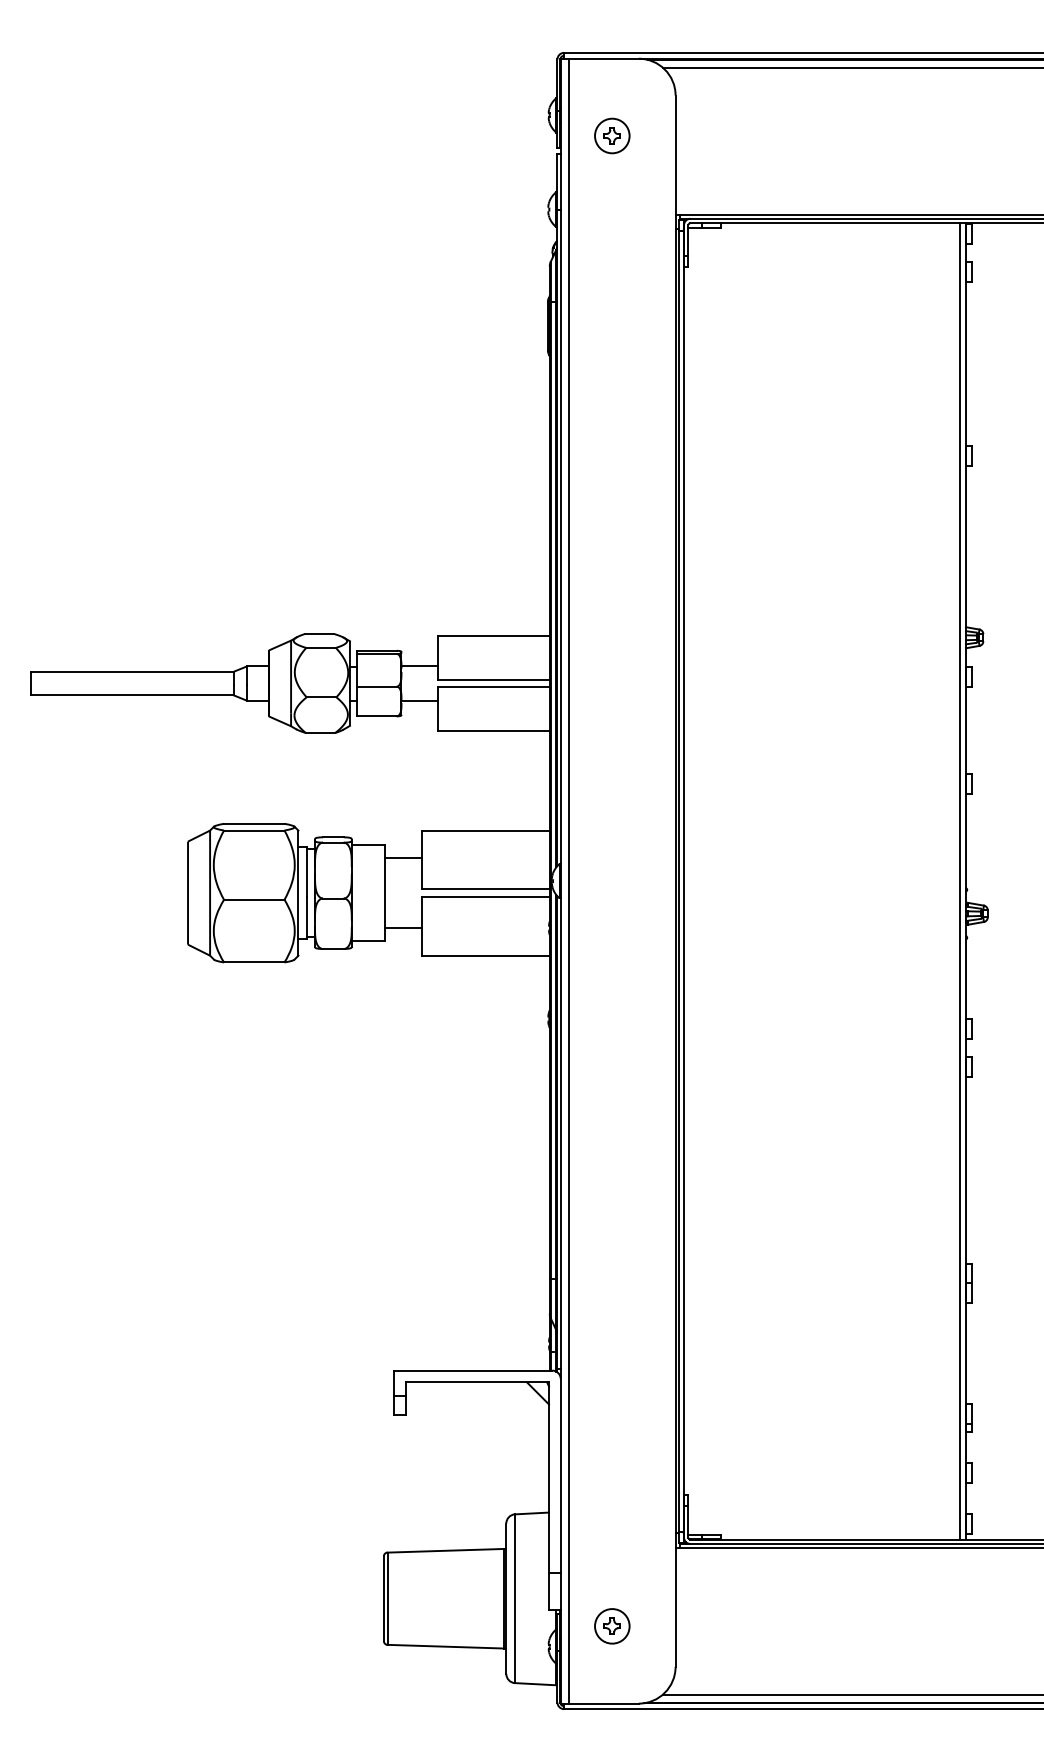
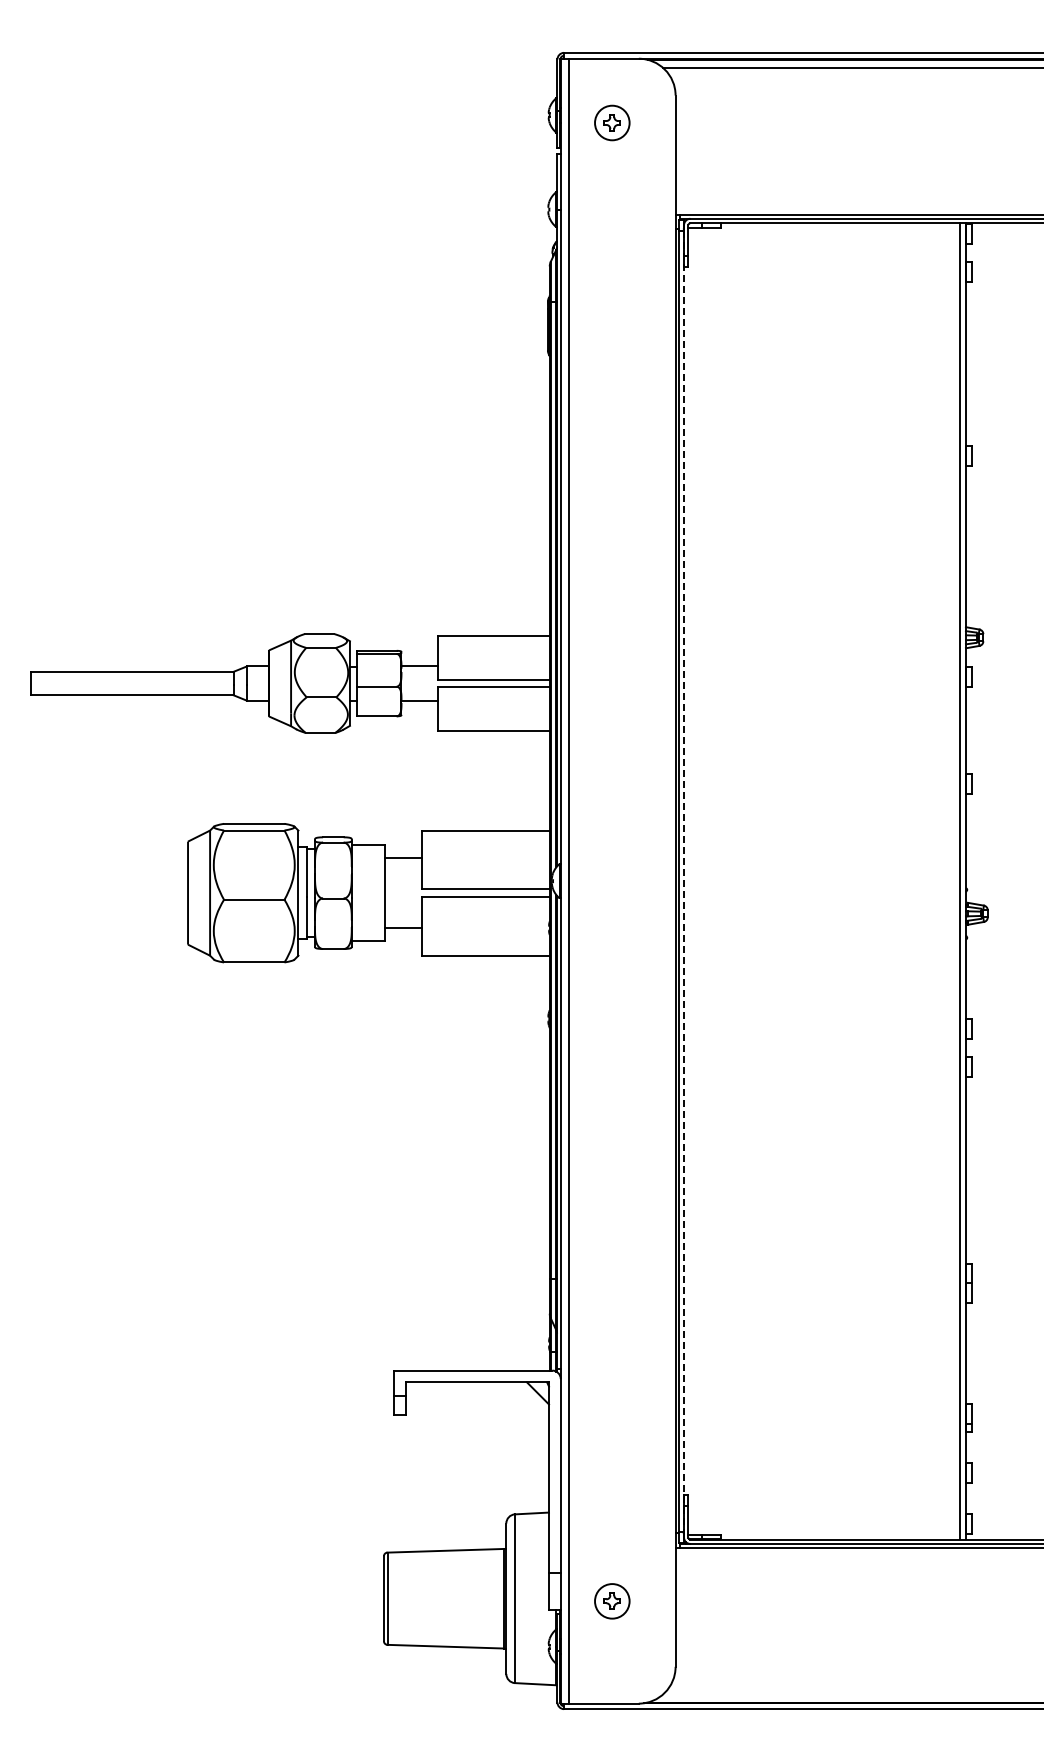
part position: (612, 135) -> (612, 122) (612, 122)
line: solid -> dashed (683, 881)
part position: (612, 1626) -> (612, 1601) (612, 1601)
line: present -> none (851, 1694)
